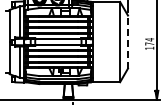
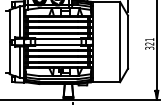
line: dashed -> solid (128, 42)
text: 174 -> 321 (149, 43)
